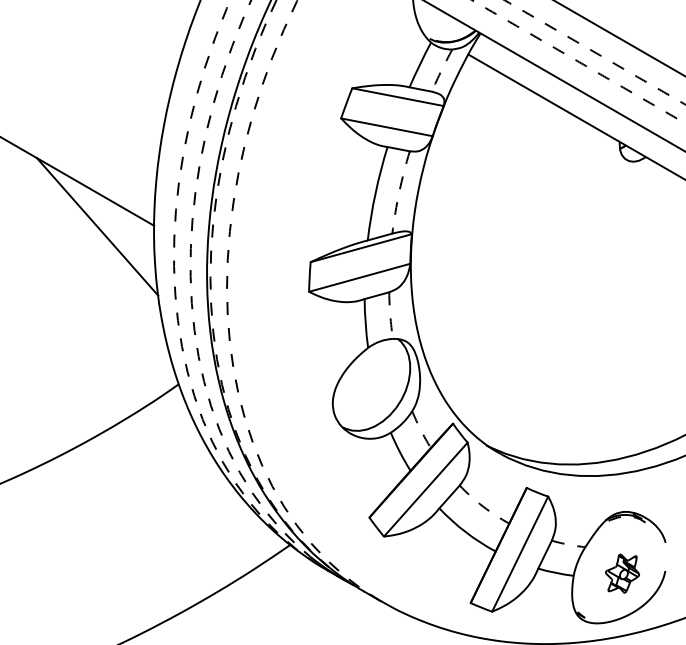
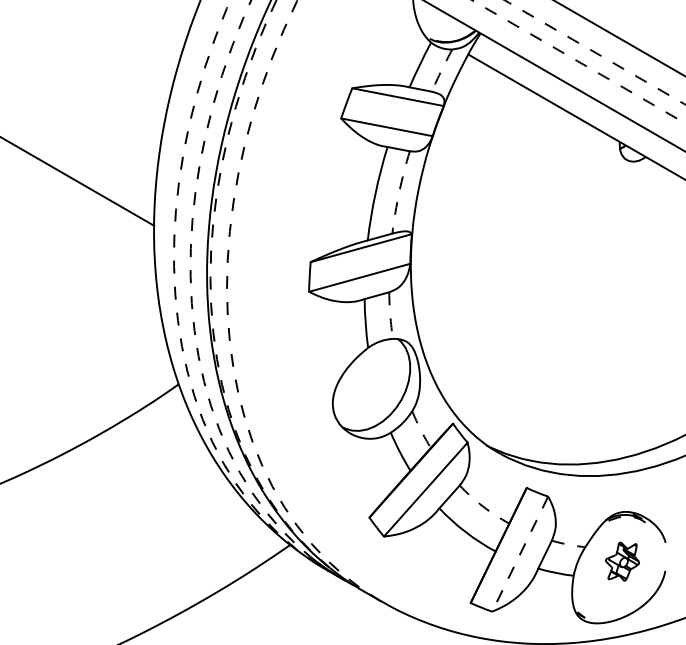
line: present -> none (97, 226)
line: solid -> dashed (519, 554)
part position: (622, 573) -> (622, 561) (622, 561)
